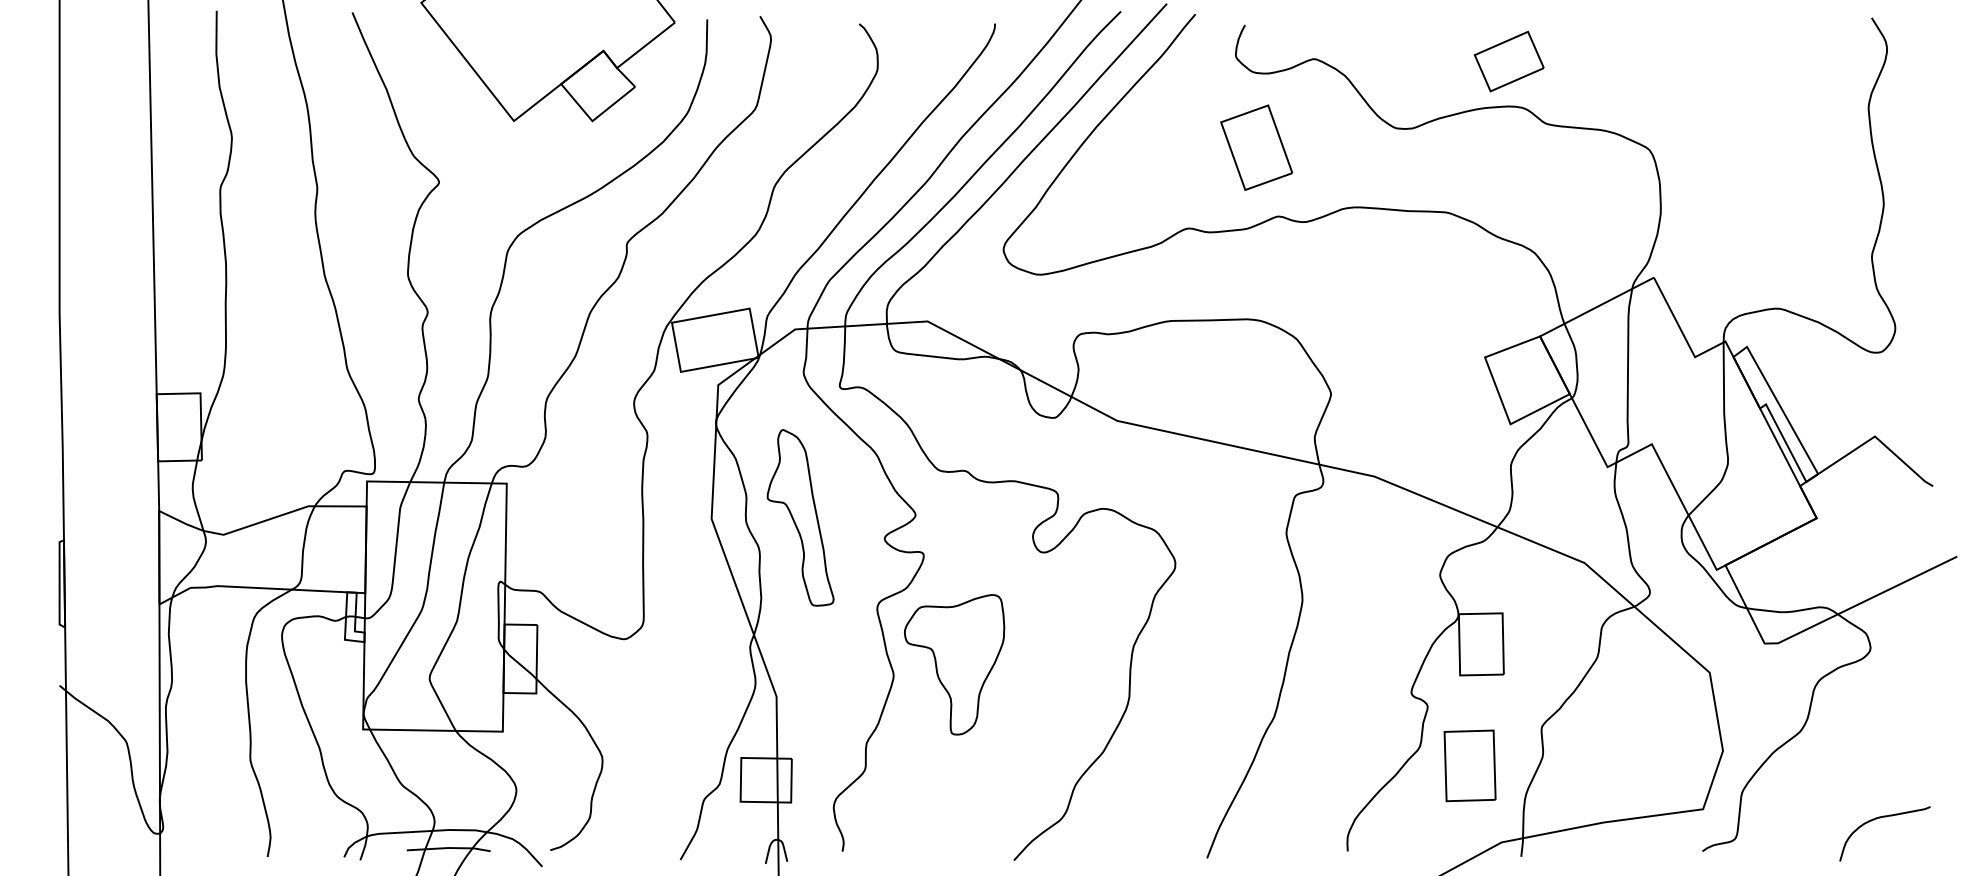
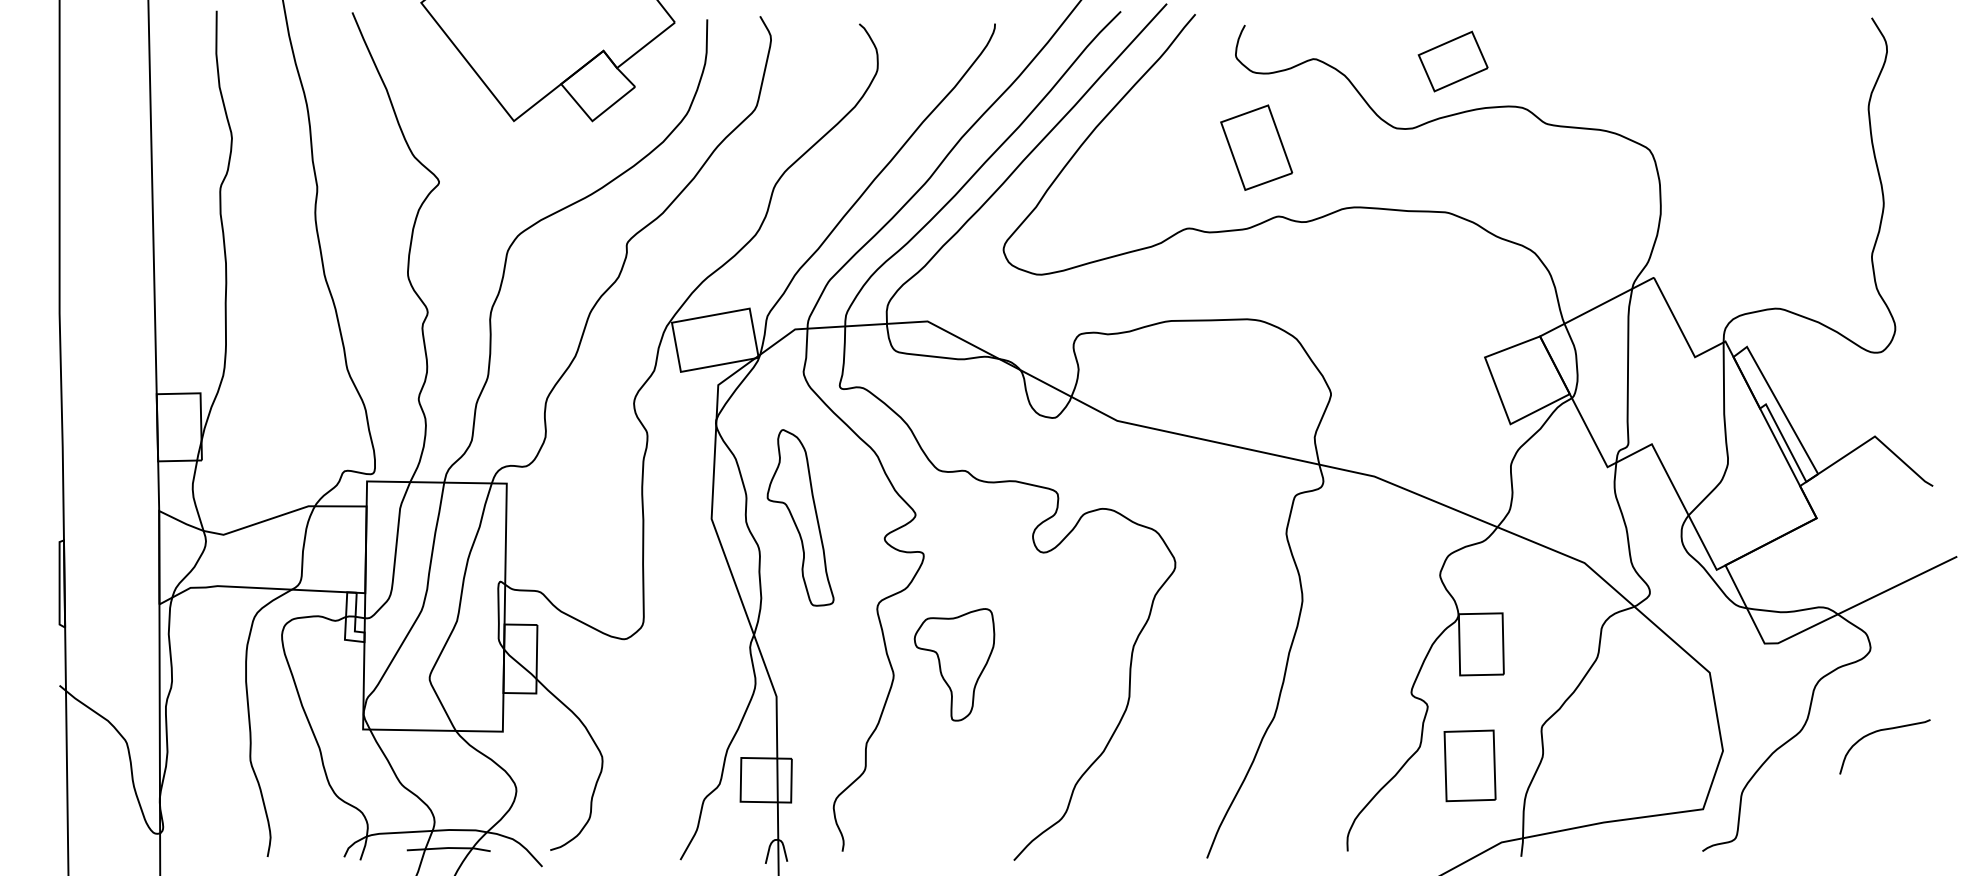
part position: (1508, 61) -> (1452, 61) (1452, 61)
part size: 103x142 px -> 83x114 px (954, 664)
curve position: (1880, 818) -> (1880, 731) (1880, 731)
